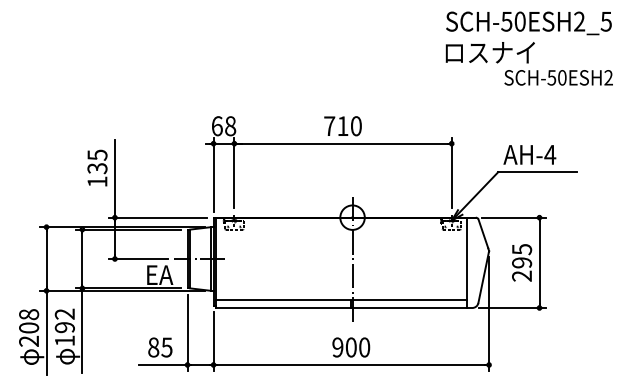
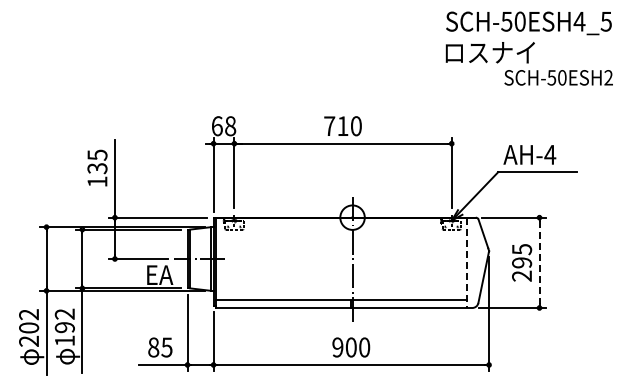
text: SCH-50ESH2_5 -> SCH-50ESH4_5 (579, 21)
line: solid -> dashed (467, 263)
line: solid -> dashed (539, 263)
text: 208 -> 202 (29, 314)
